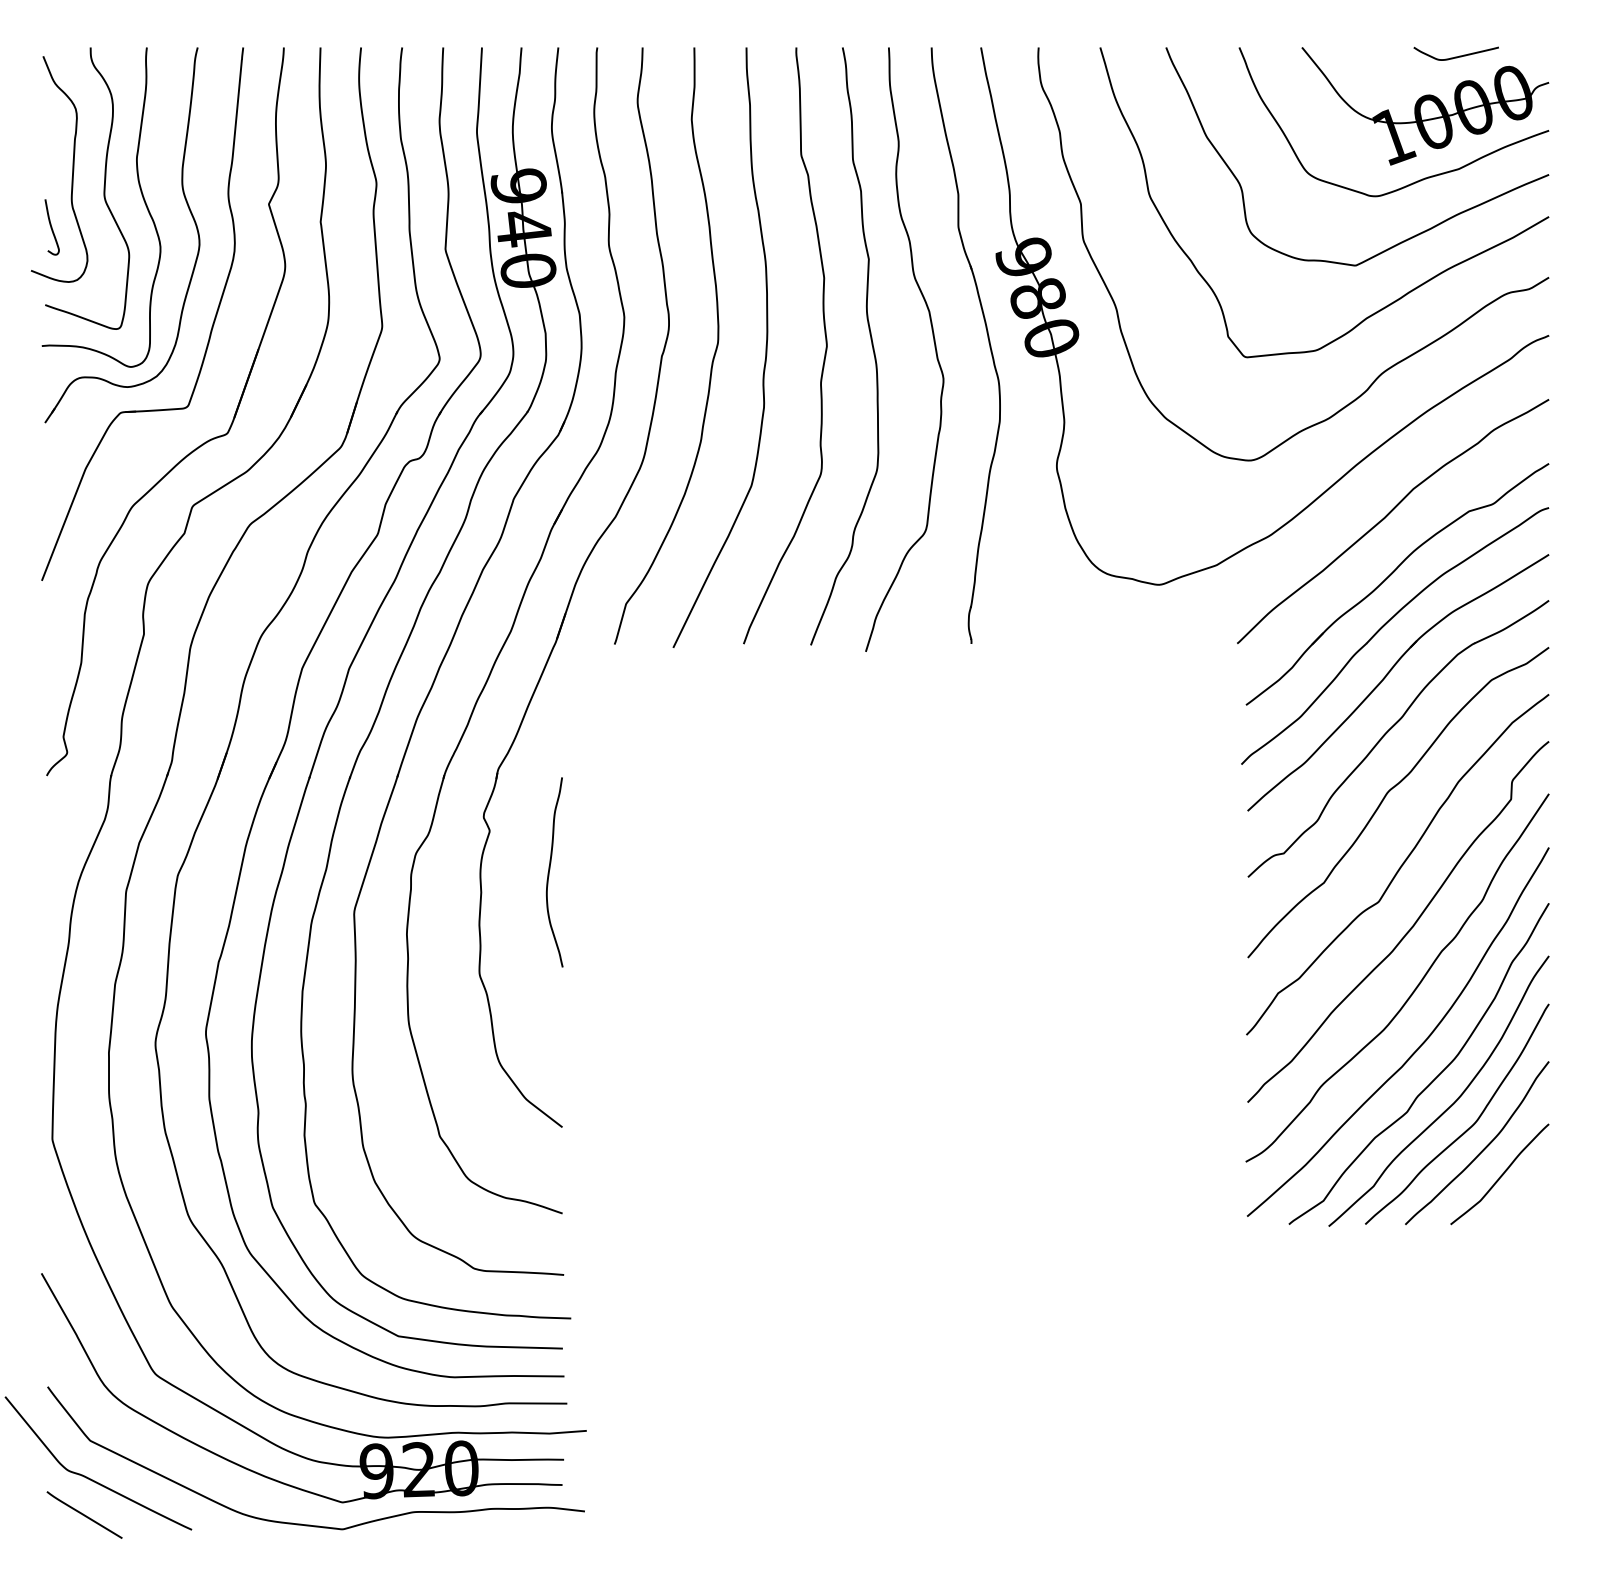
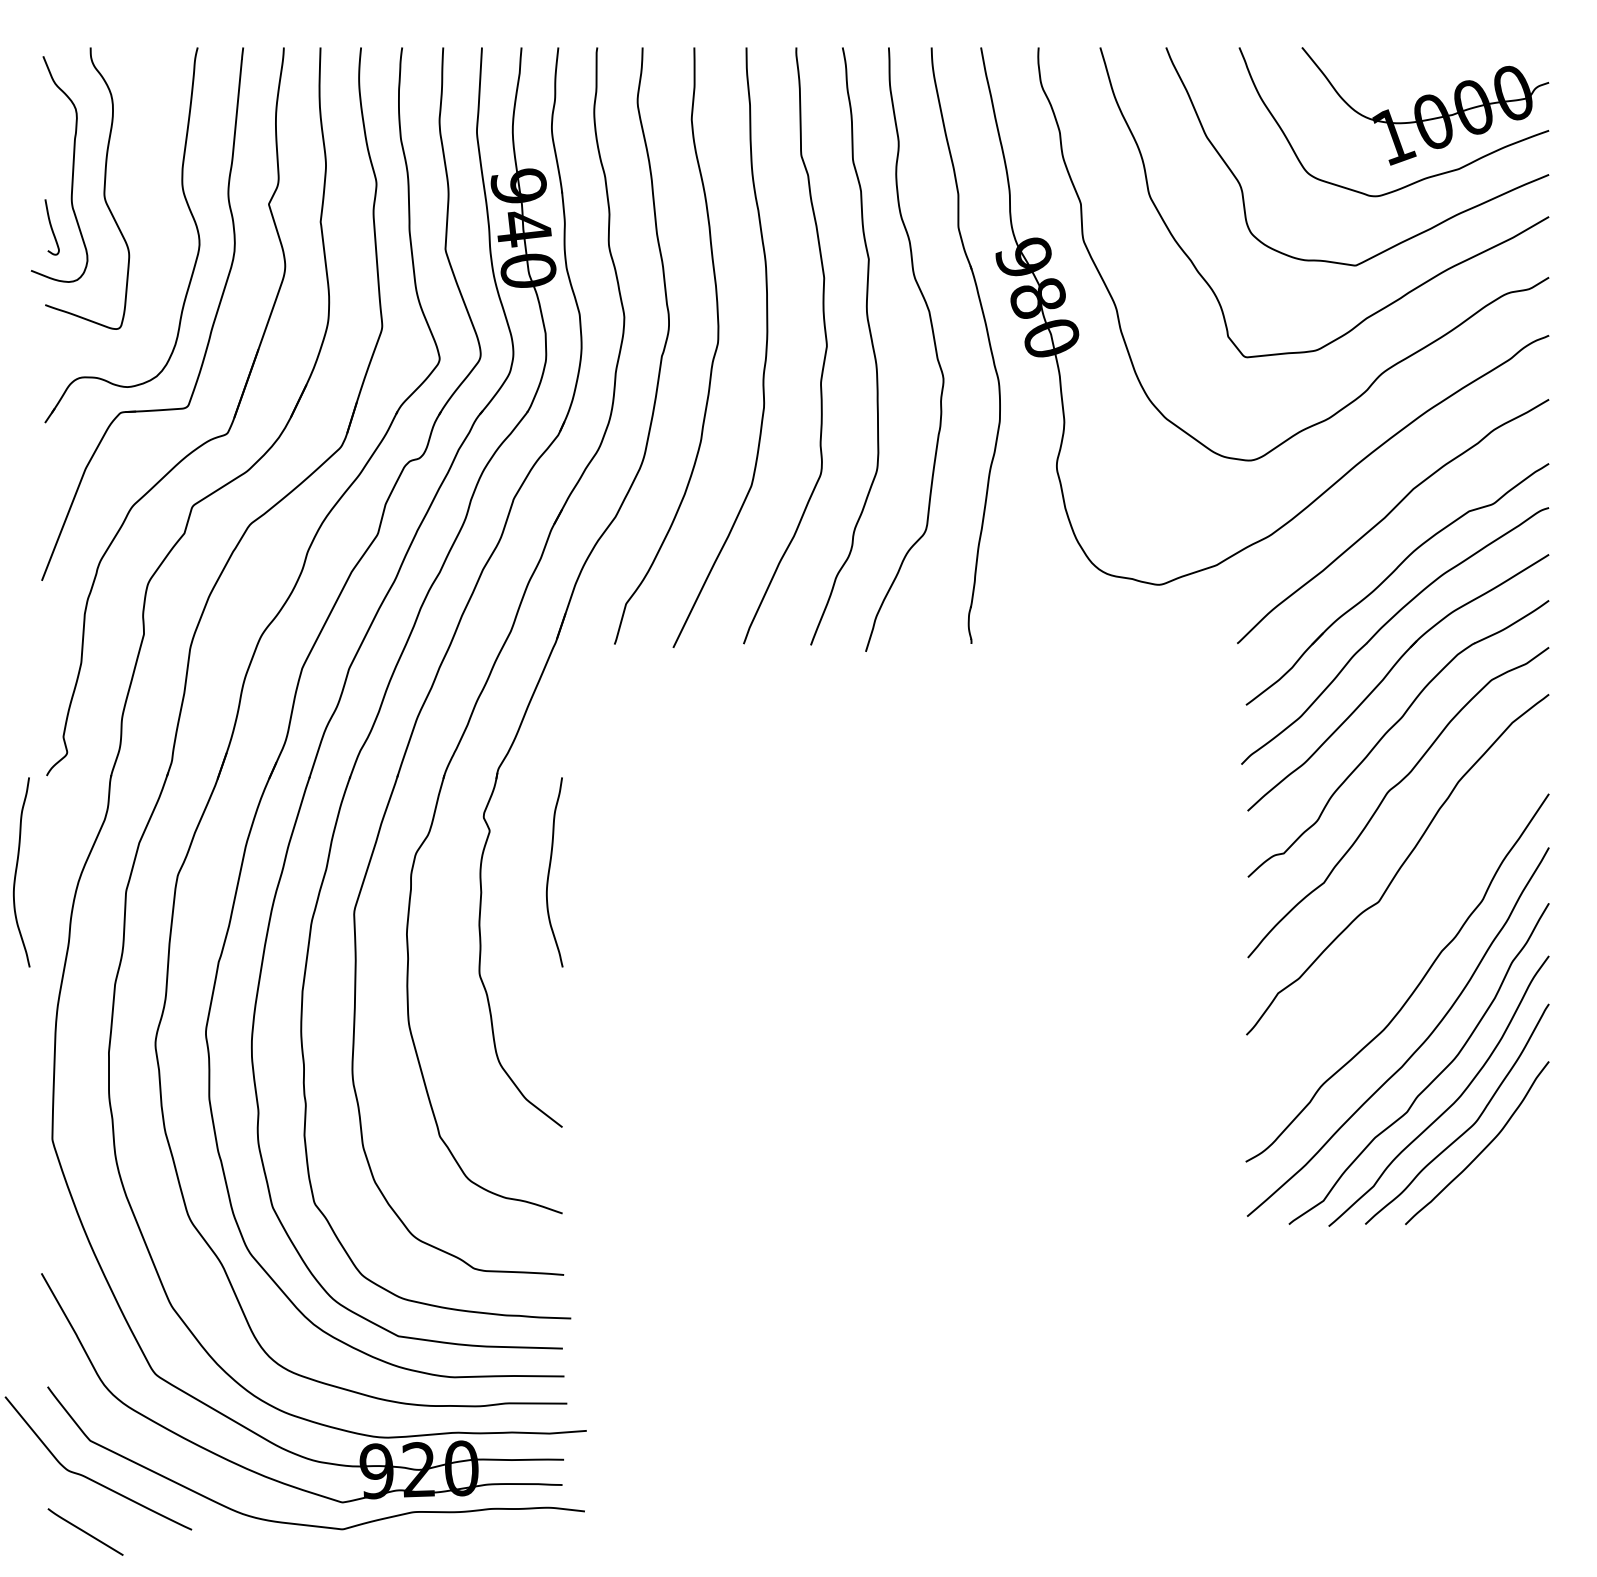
curve: present -> none (1455, 56)
curve: present -> none (141, 195)
curve: none -> present (17, 869)
curve: present -> none (1410, 927)
curve: present -> none (1500, 1175)
line position: (84, 1514) -> (85, 1531) (85, 1531)
